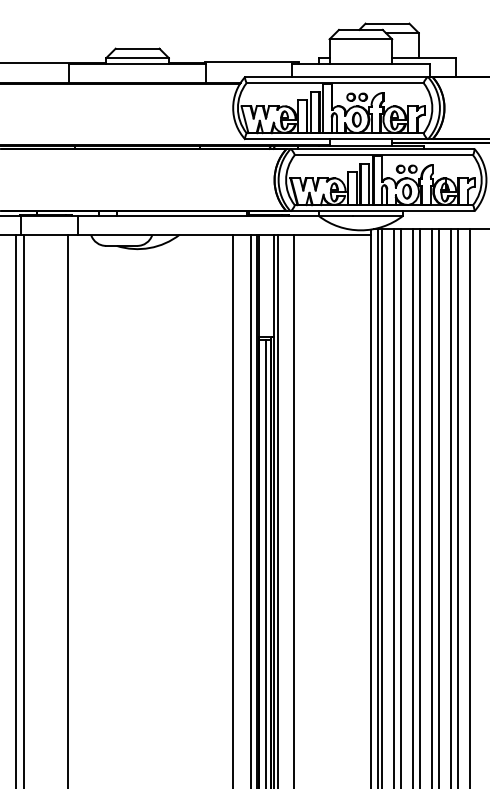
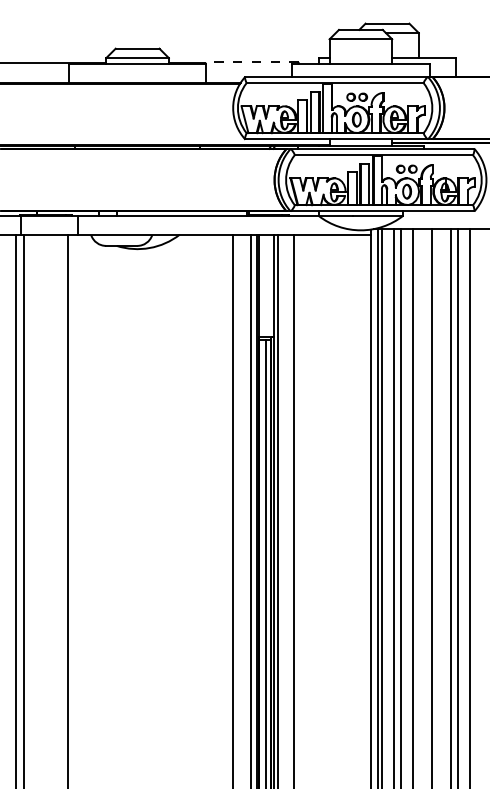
line: solid -> dashed (252, 62)
line: present -> none (420, 507)
line: present -> none (439, 507)
